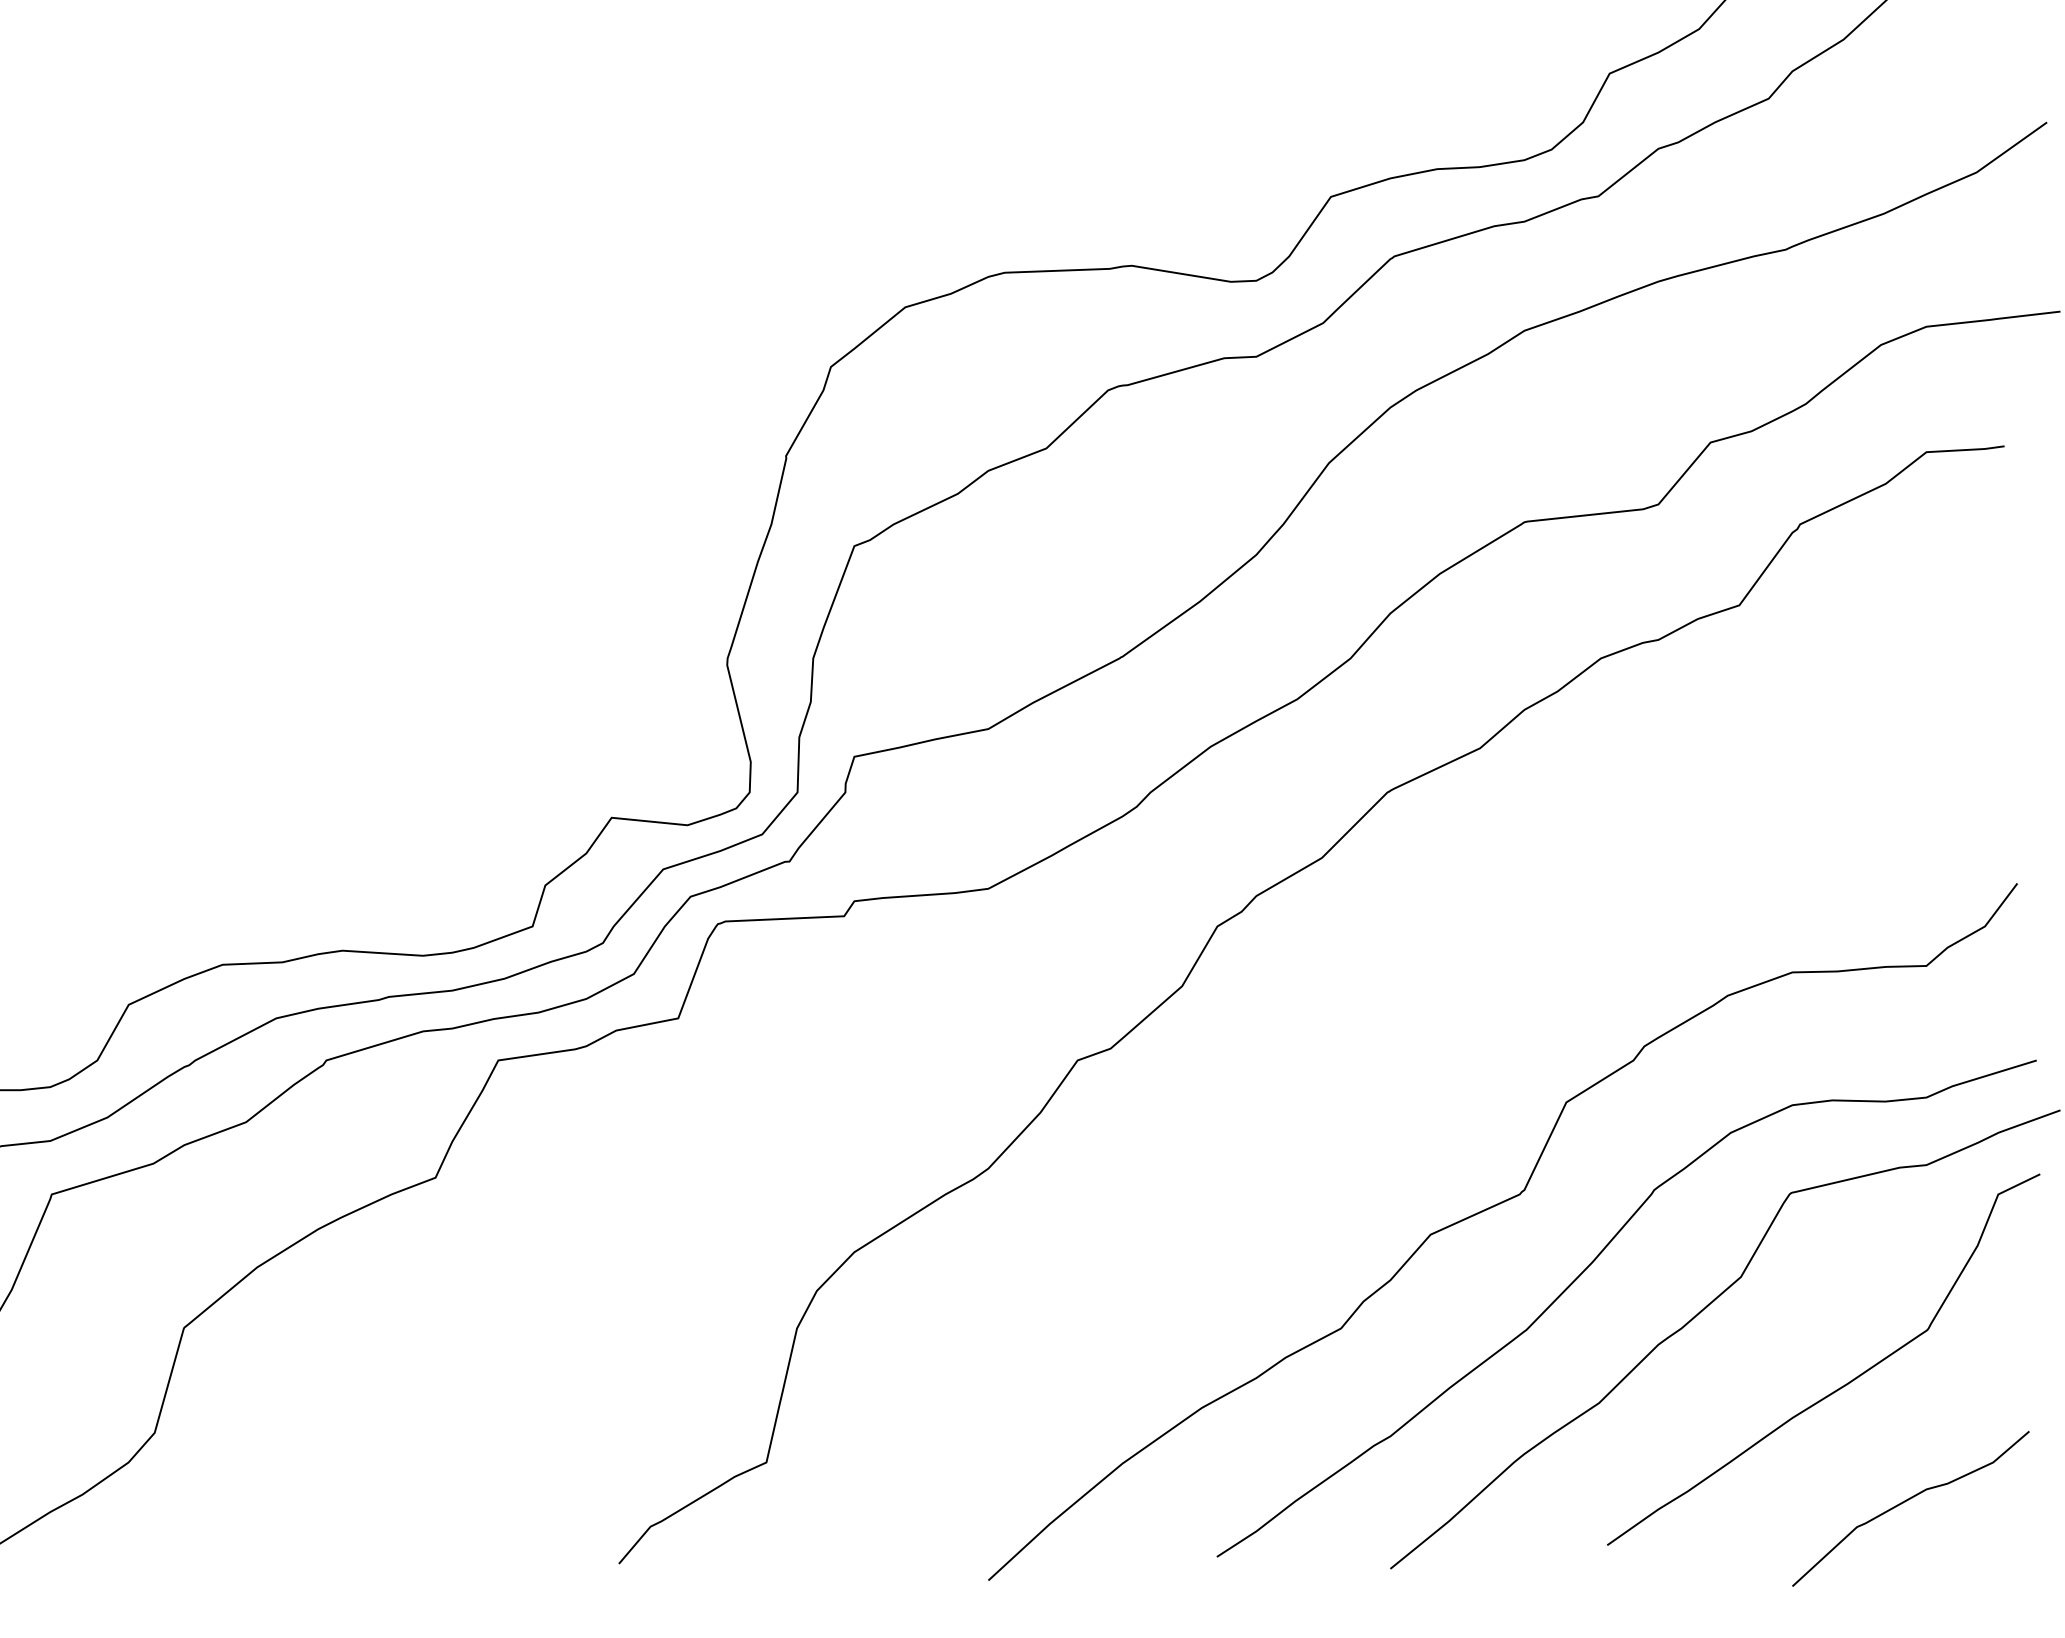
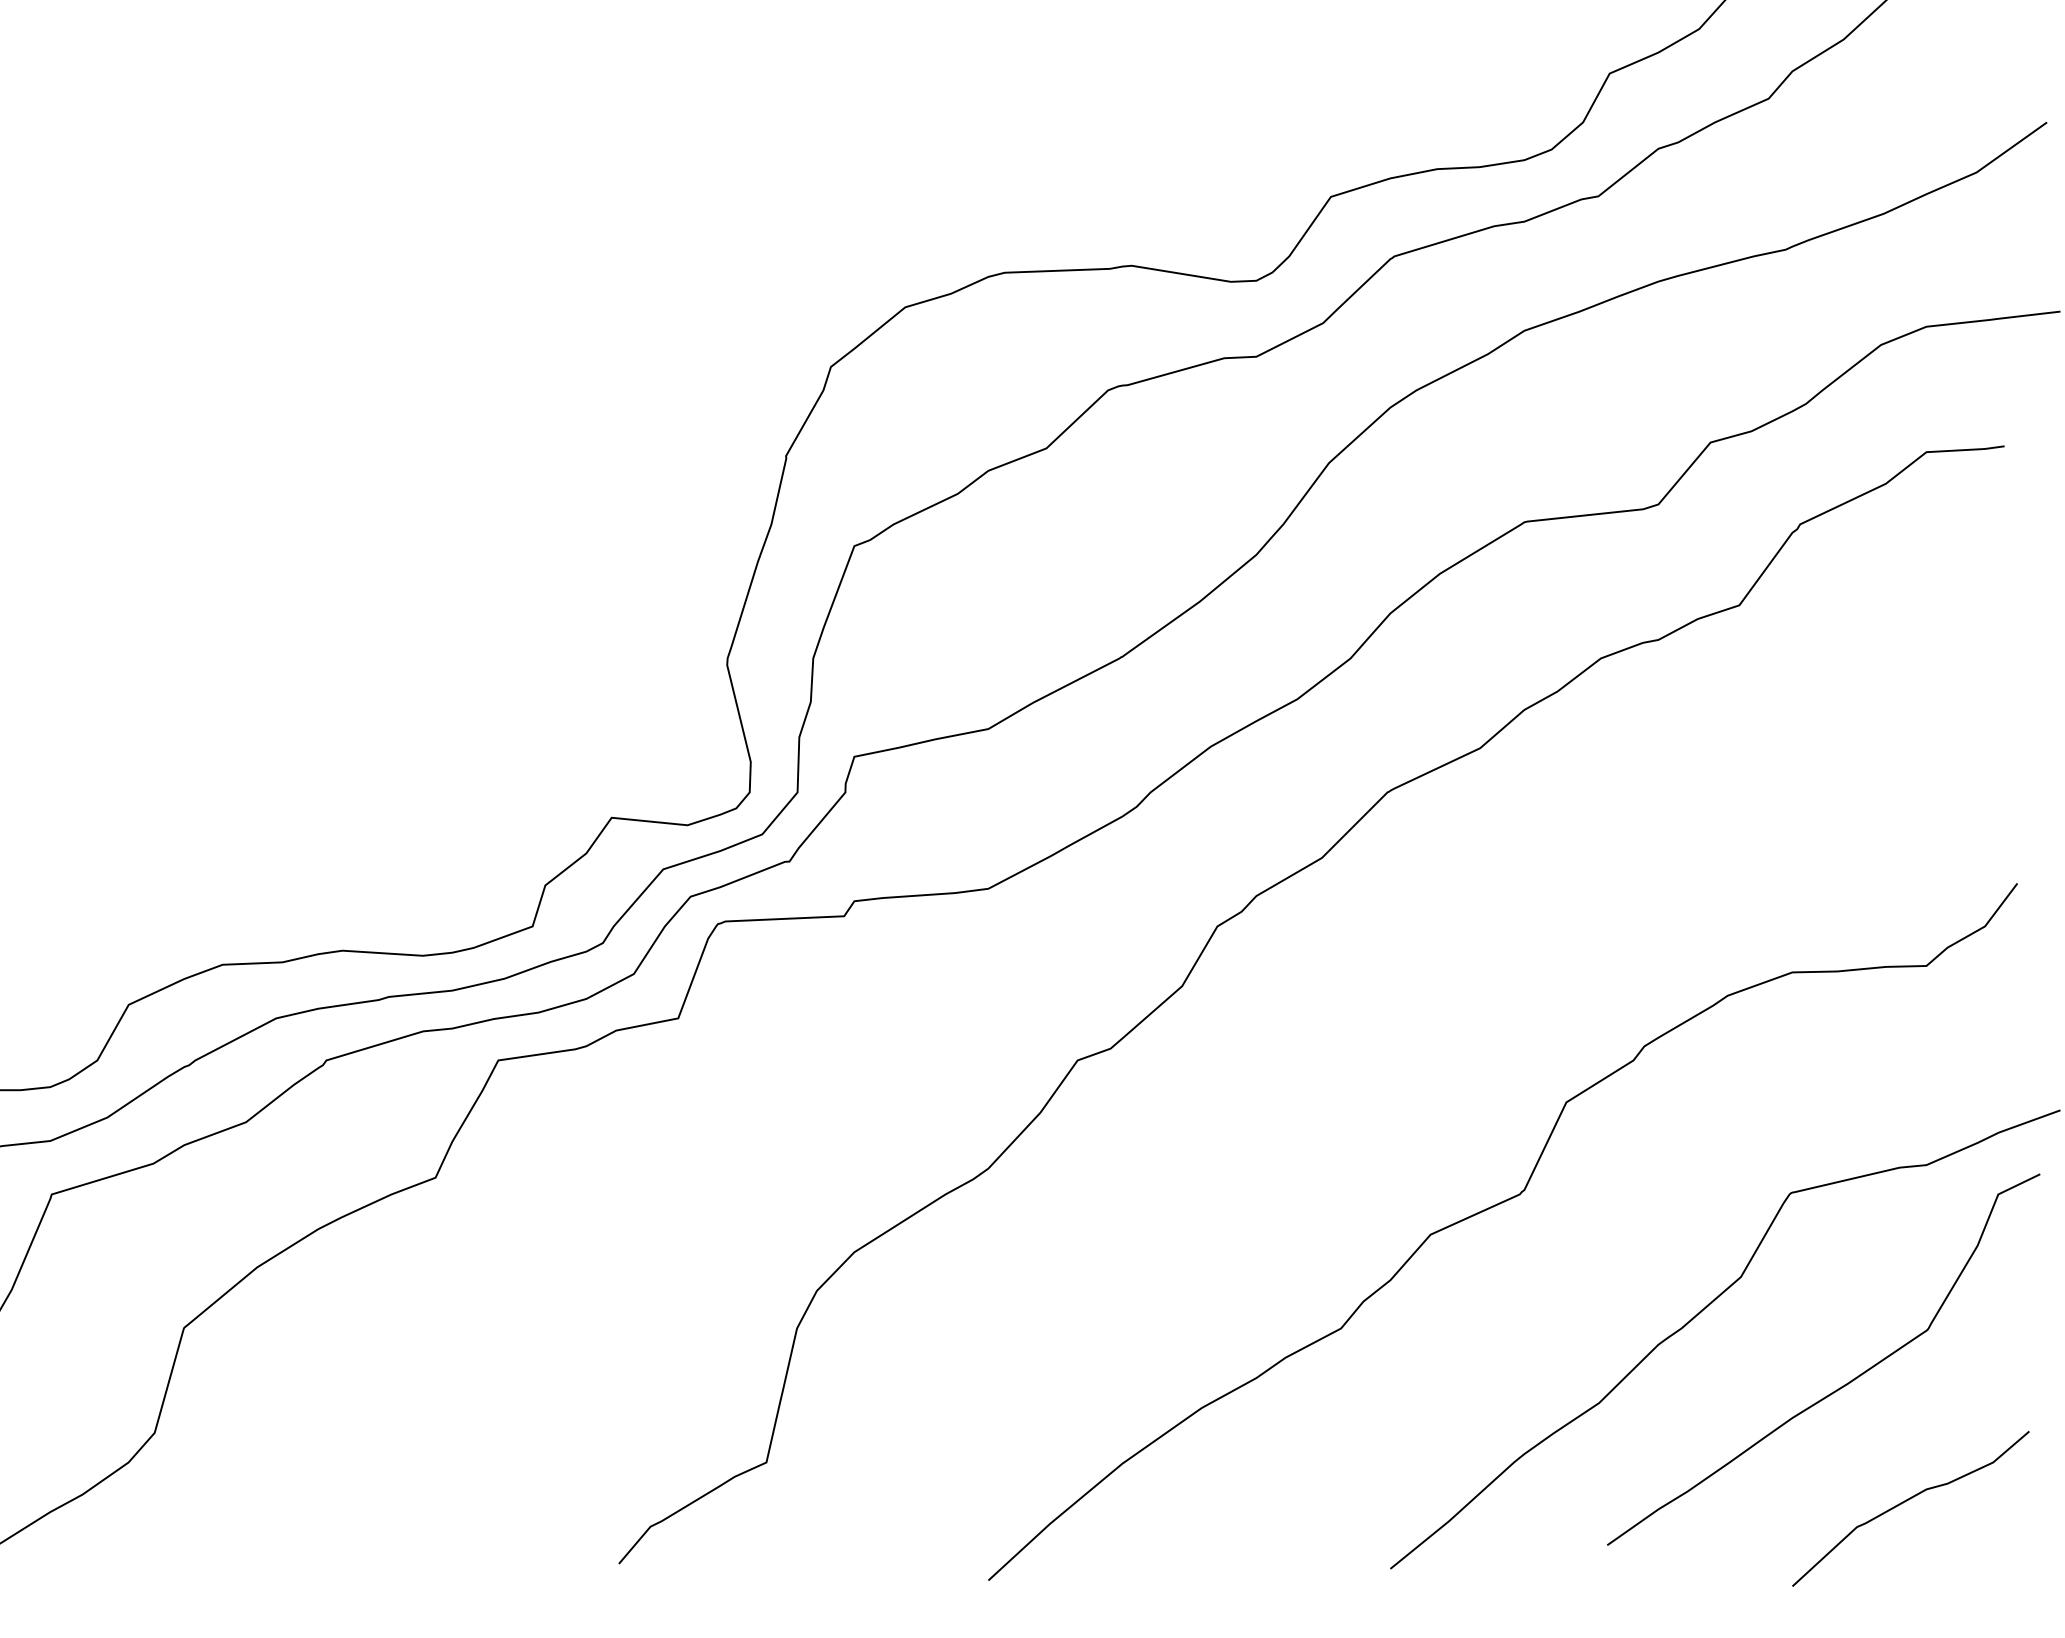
curve: present -> none (1587, 1268)
